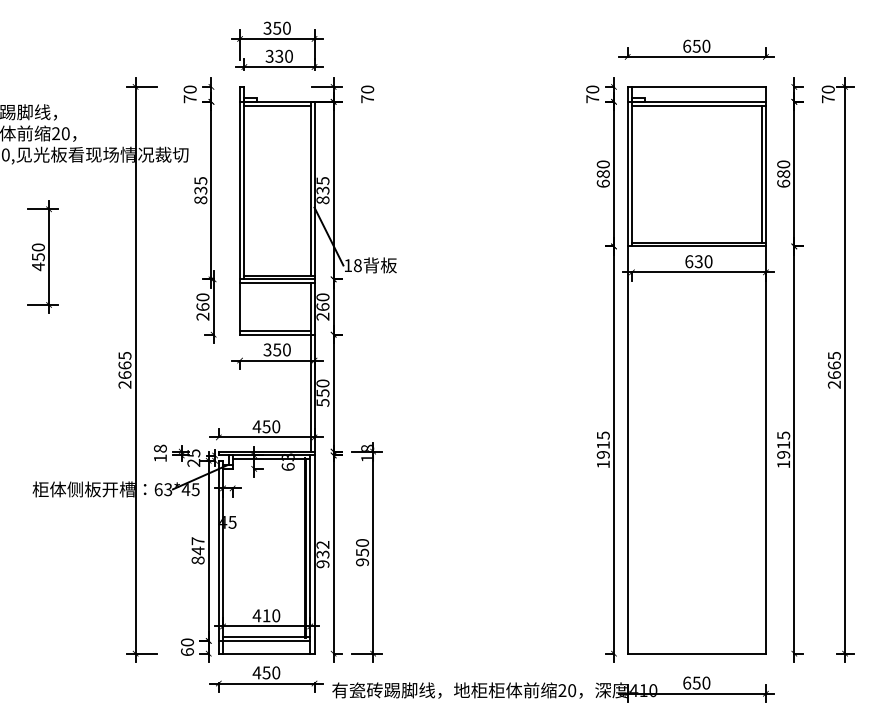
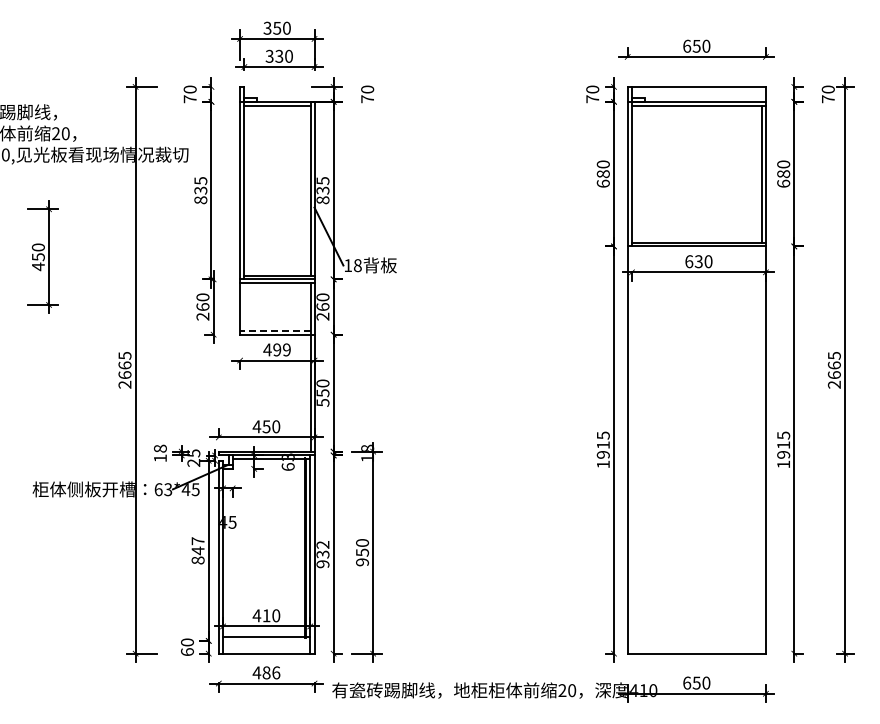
line: solid -> dashed (274, 330)
text: 350 -> 499 (276, 349)
line: present -> none (264, 640)
text: 450 -> 486 (271, 672)
